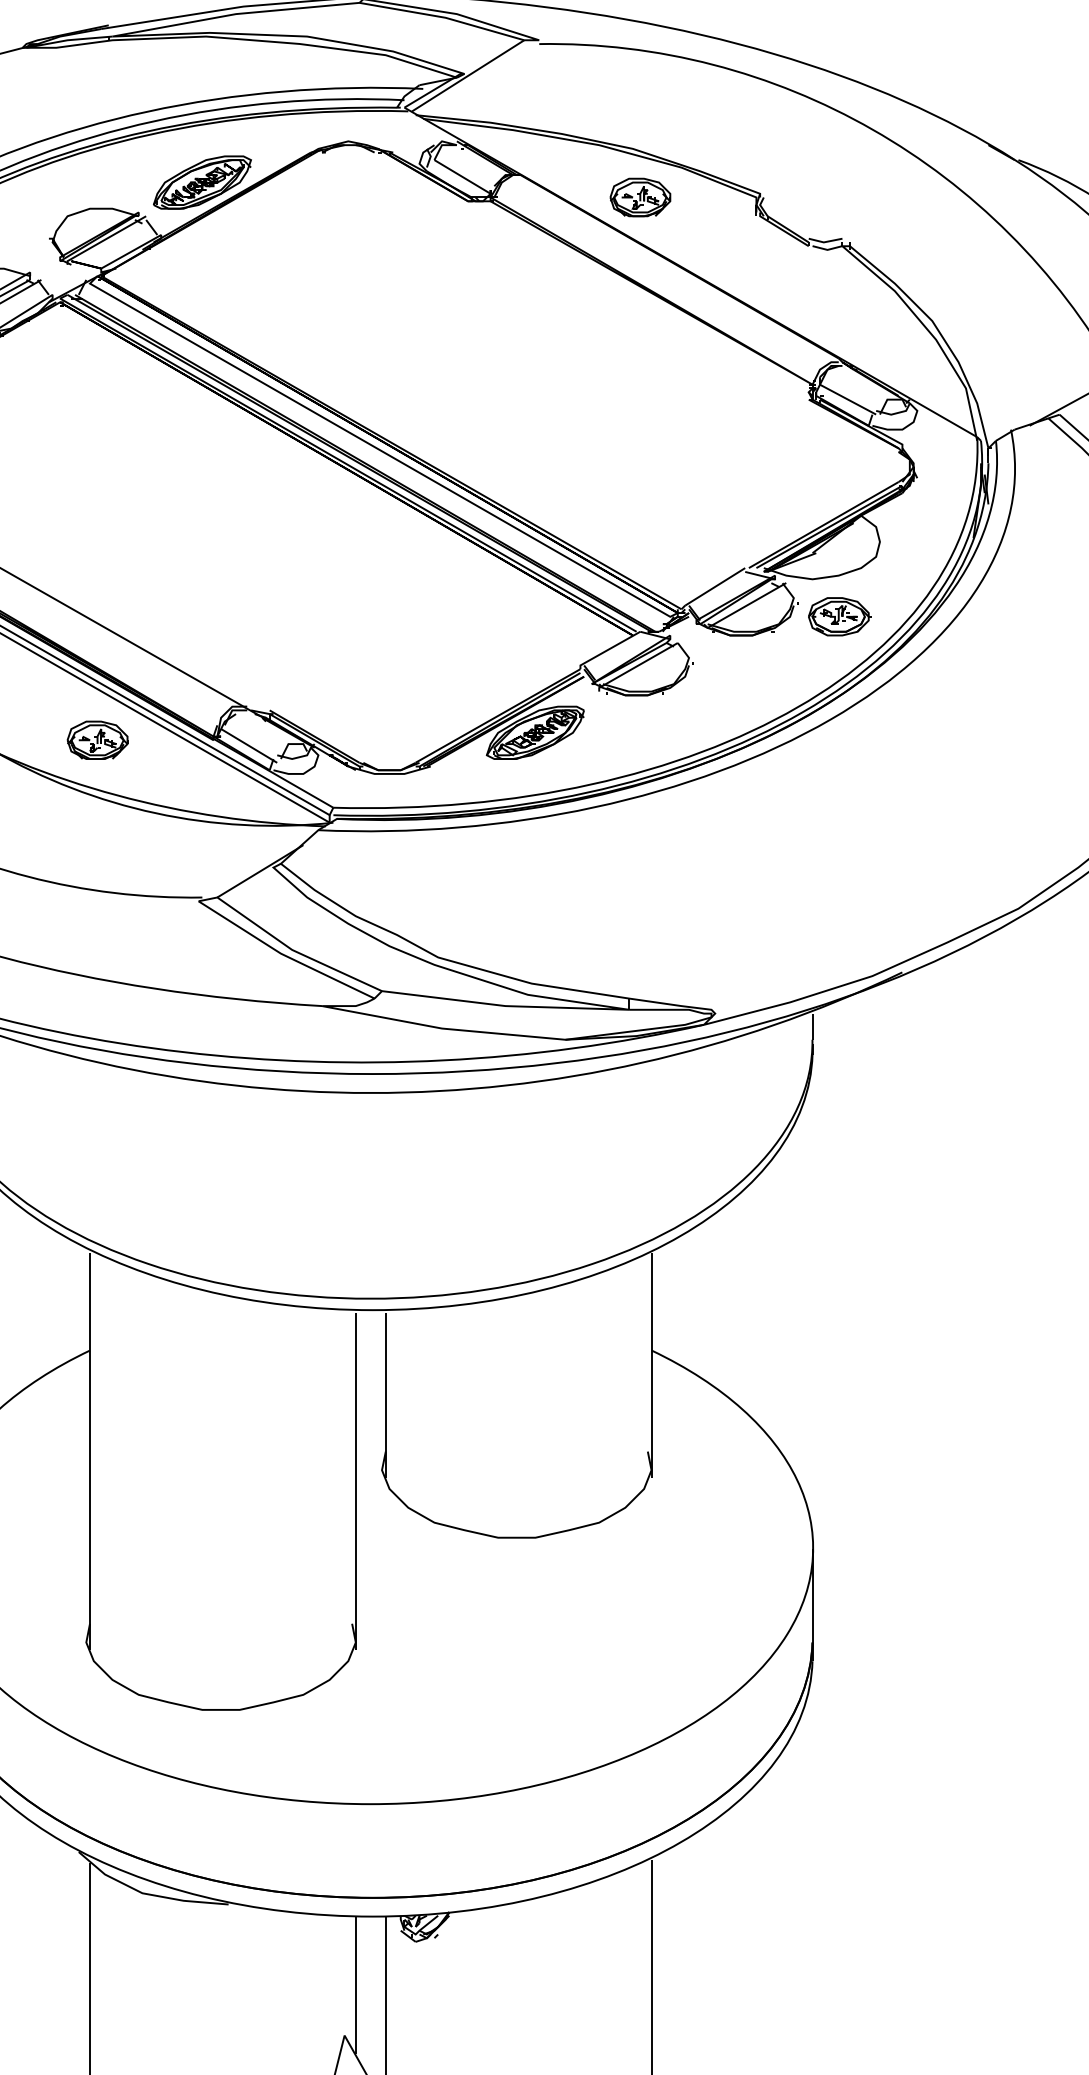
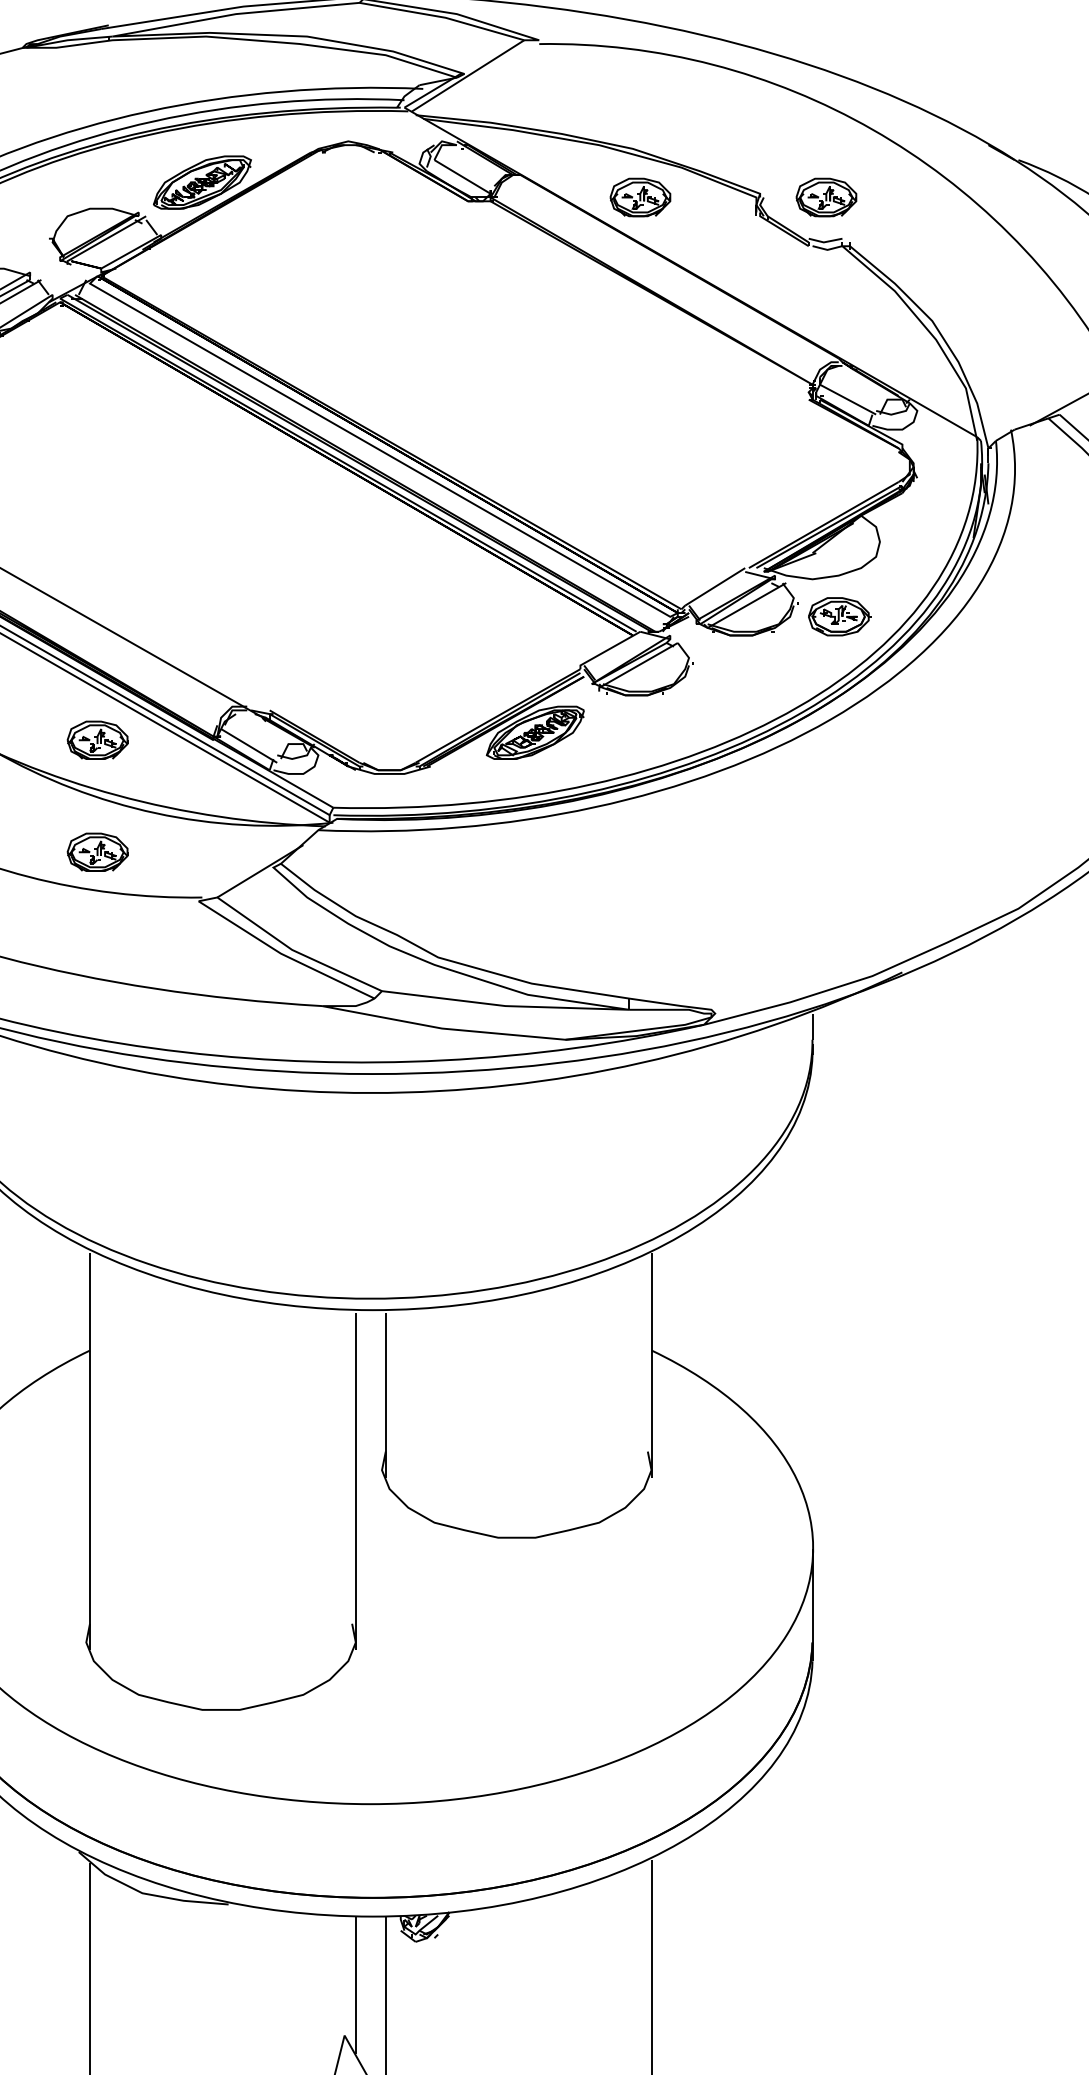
part: none -> present (826, 197)
part: none -> present (97, 851)
